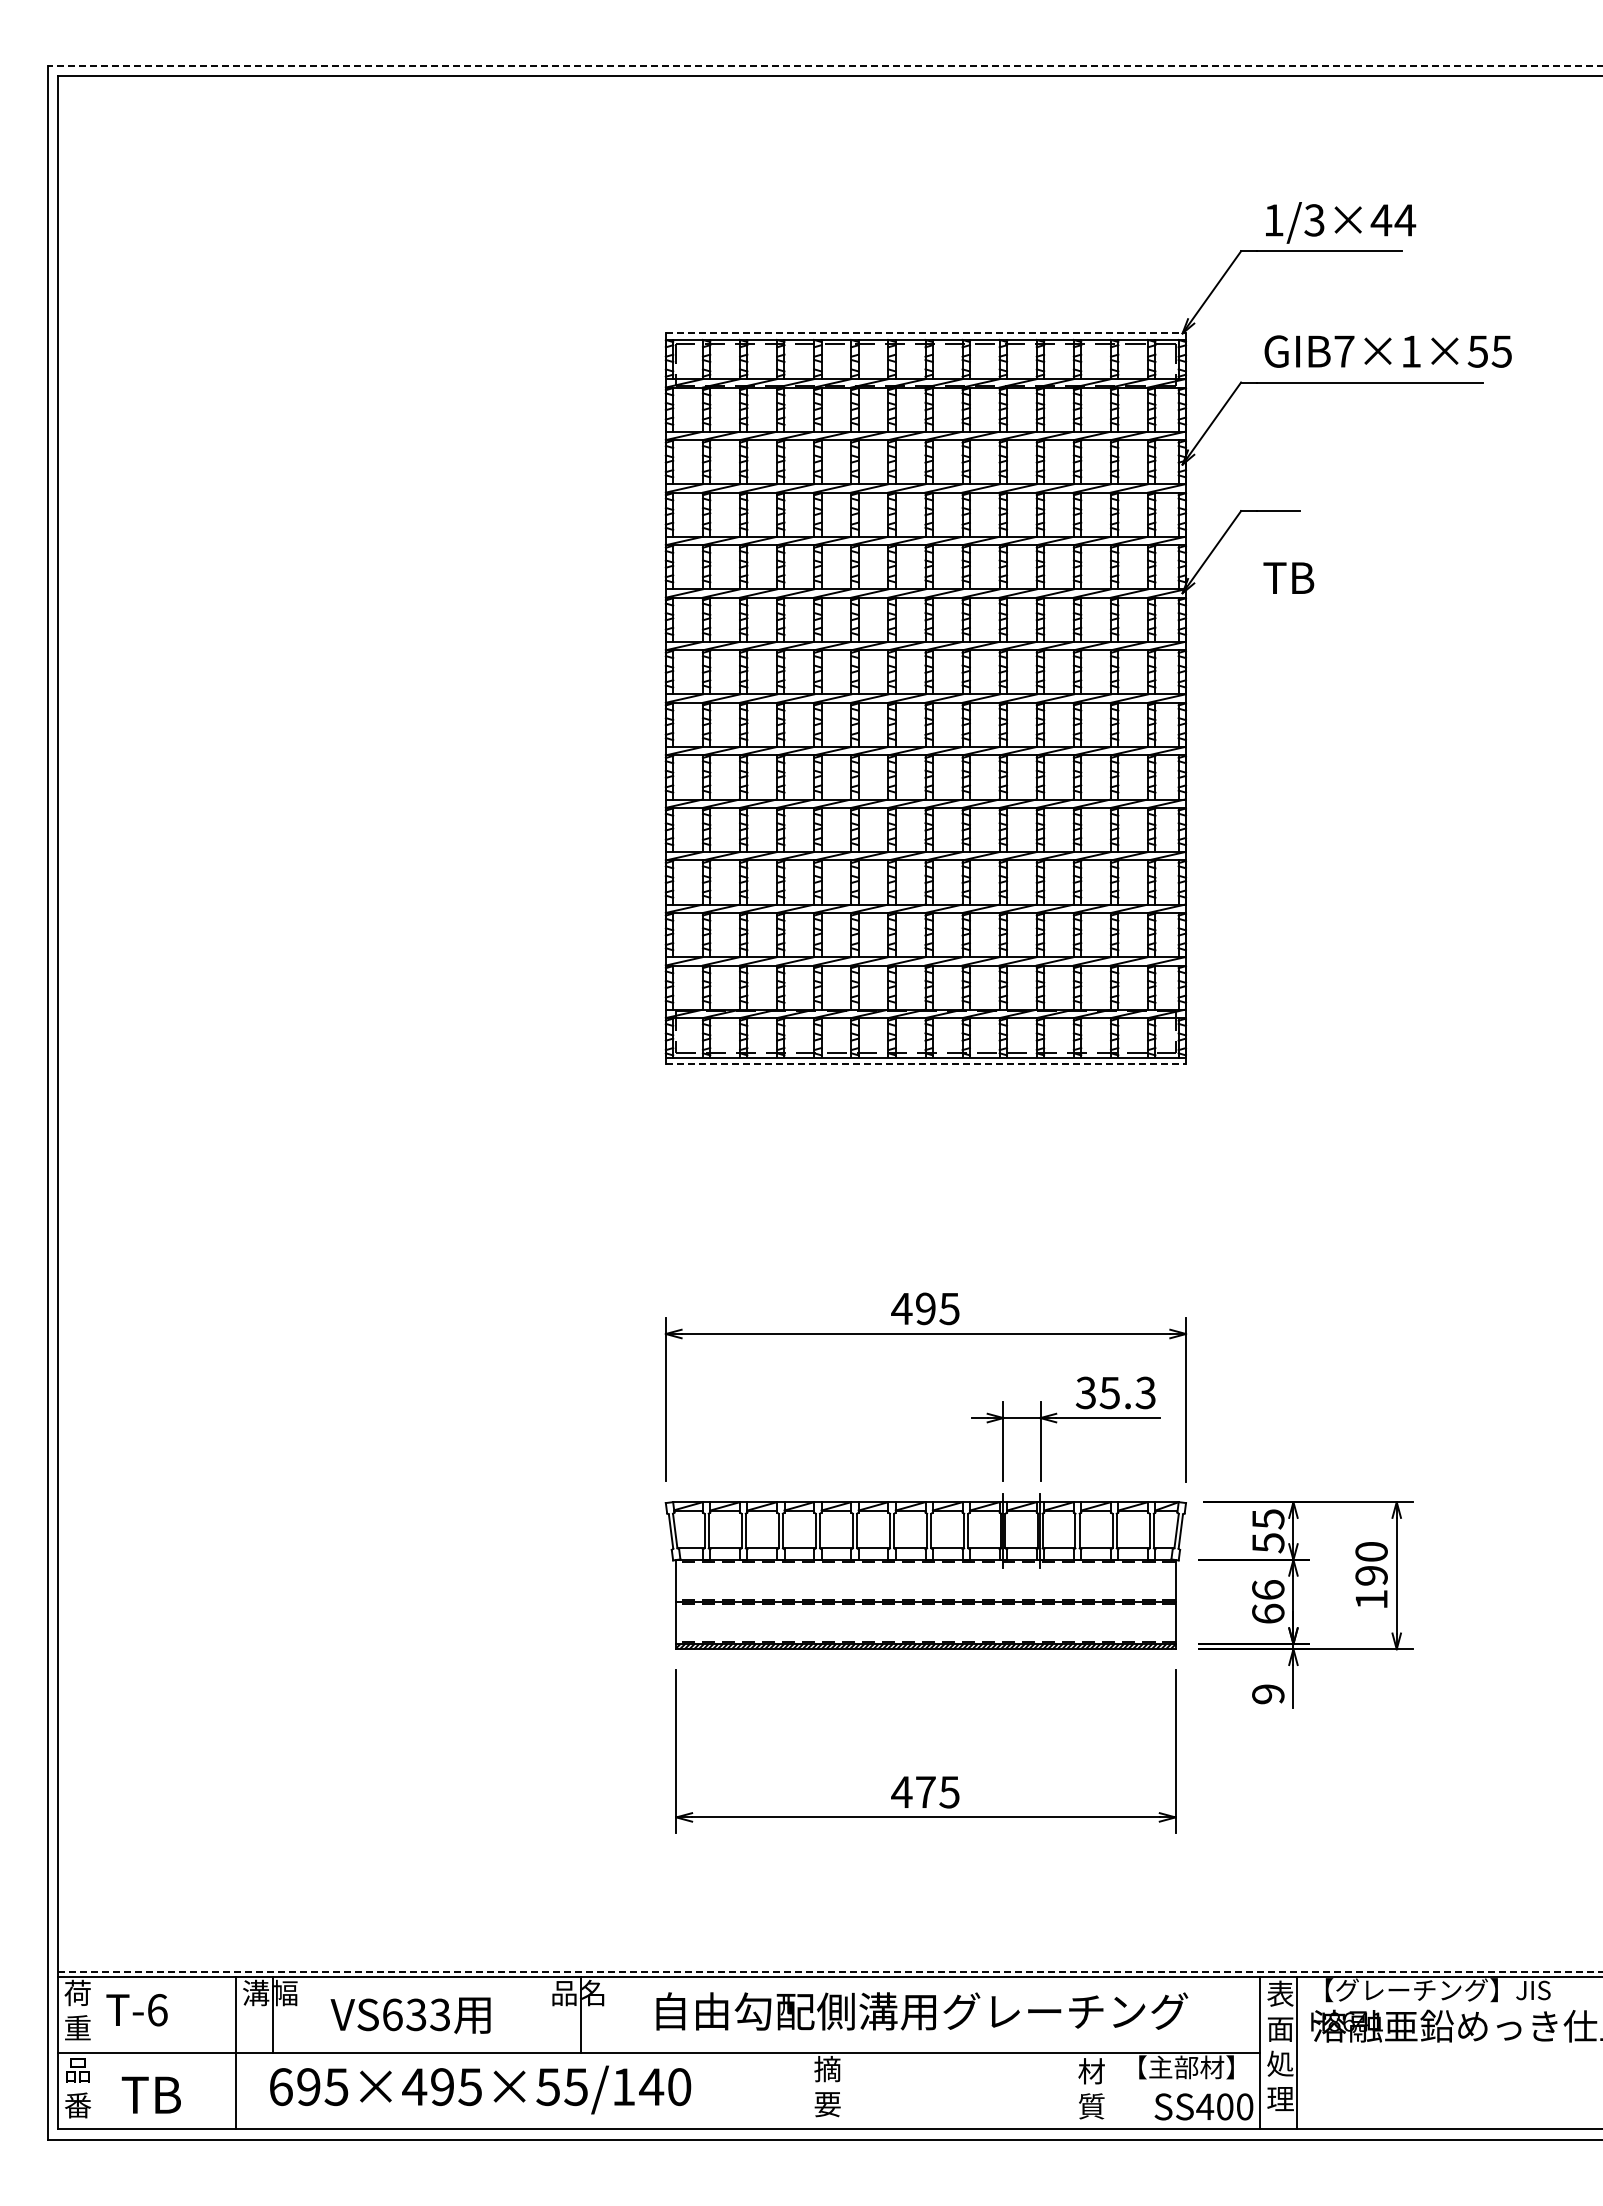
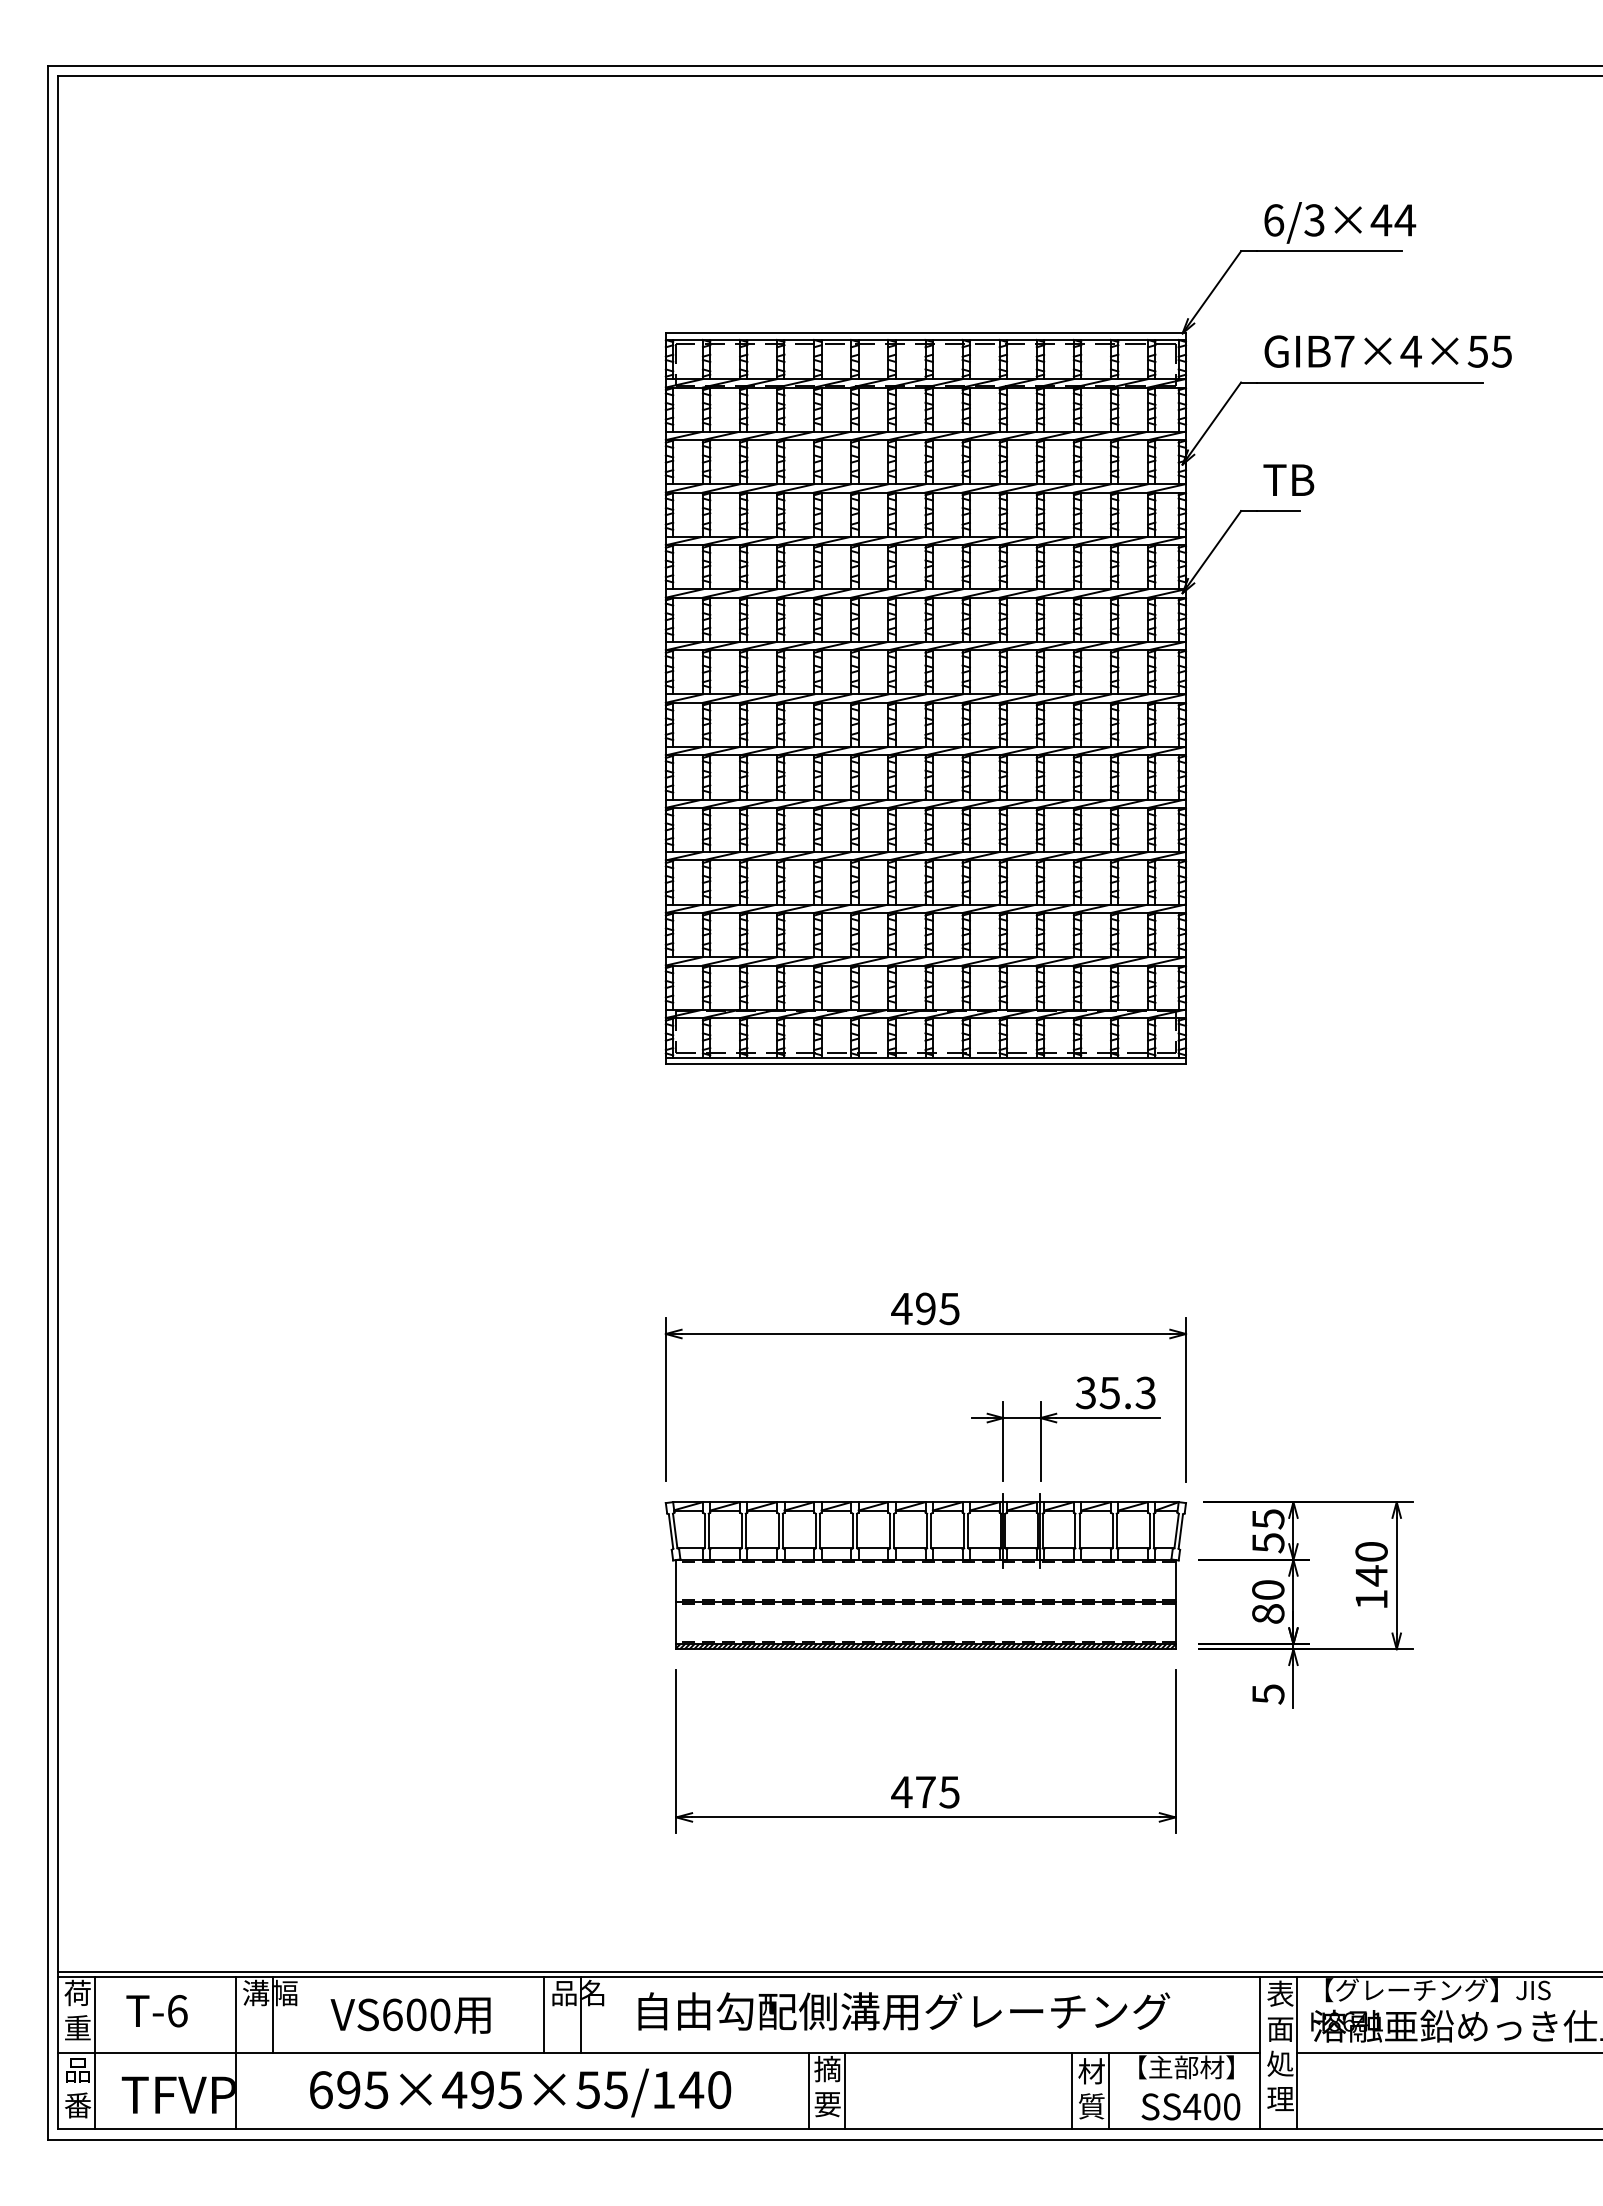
line: dashed -> solid (824, 66)
text: 1/3×44 -> 6/3×44 (1274, 220)
line: dashed -> solid (926, 333)
text: GIB7×1×55 -> GIB7×4×55 (1410, 351)
text position: (1288, 577) -> (1288, 479) (1288, 479)
line: dashed -> solid (926, 1063)
text: 190 -> 140 (1371, 1575)
text: 66 -> 80 (1268, 1601)
text: 9 -> 5 (1268, 1694)
line: dashed -> solid (831, 1971)
text position: (136, 2010) -> (156, 2011) (156, 2011)
text position: (922, 2011) -> (904, 2011) (904, 2011)
text: VS633 -> VS600 (428, 2014)
line: none -> present (544, 2014)
line: none -> present (95, 2052)
line: none -> present (1447, 2052)
text position: (480, 2089) -> (520, 2092) (520, 2092)
line: none -> present (808, 2090)
line: none -> present (845, 2090)
line: none -> present (1072, 2090)
line: none -> present (1109, 2090)
text: TB -> TFVP (197, 2094)
text position: (1203, 2106) -> (1190, 2106) (1190, 2106)
